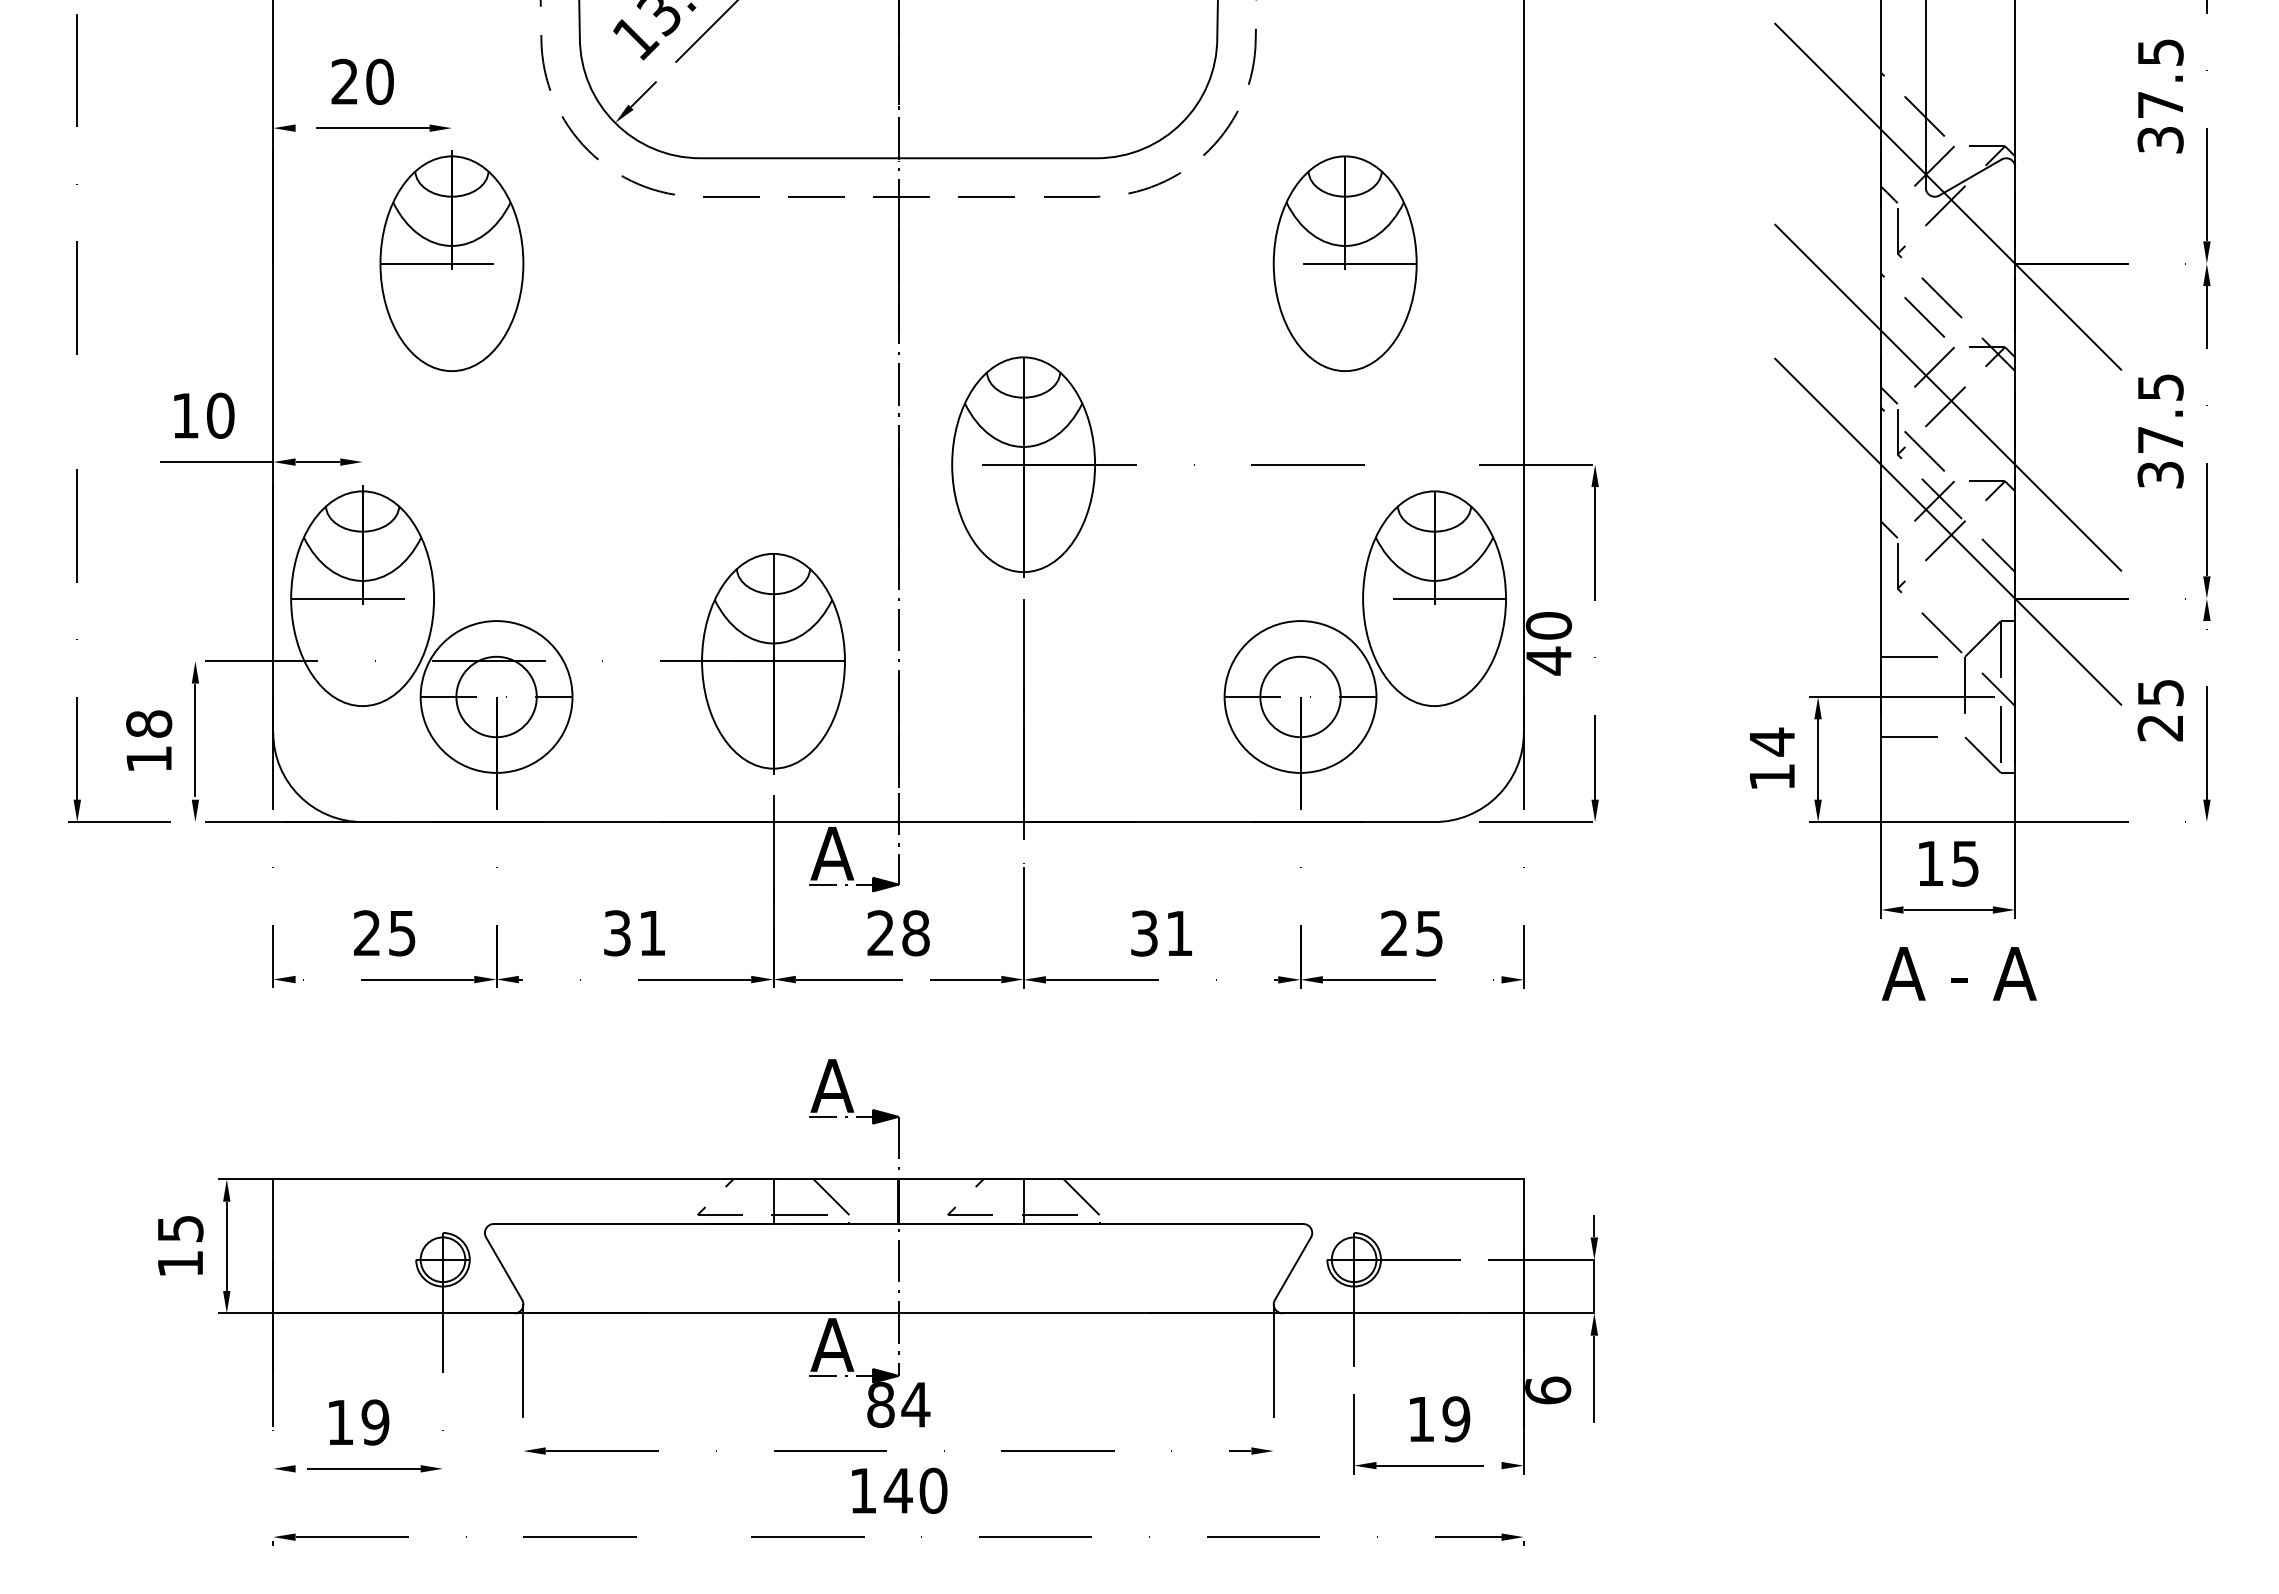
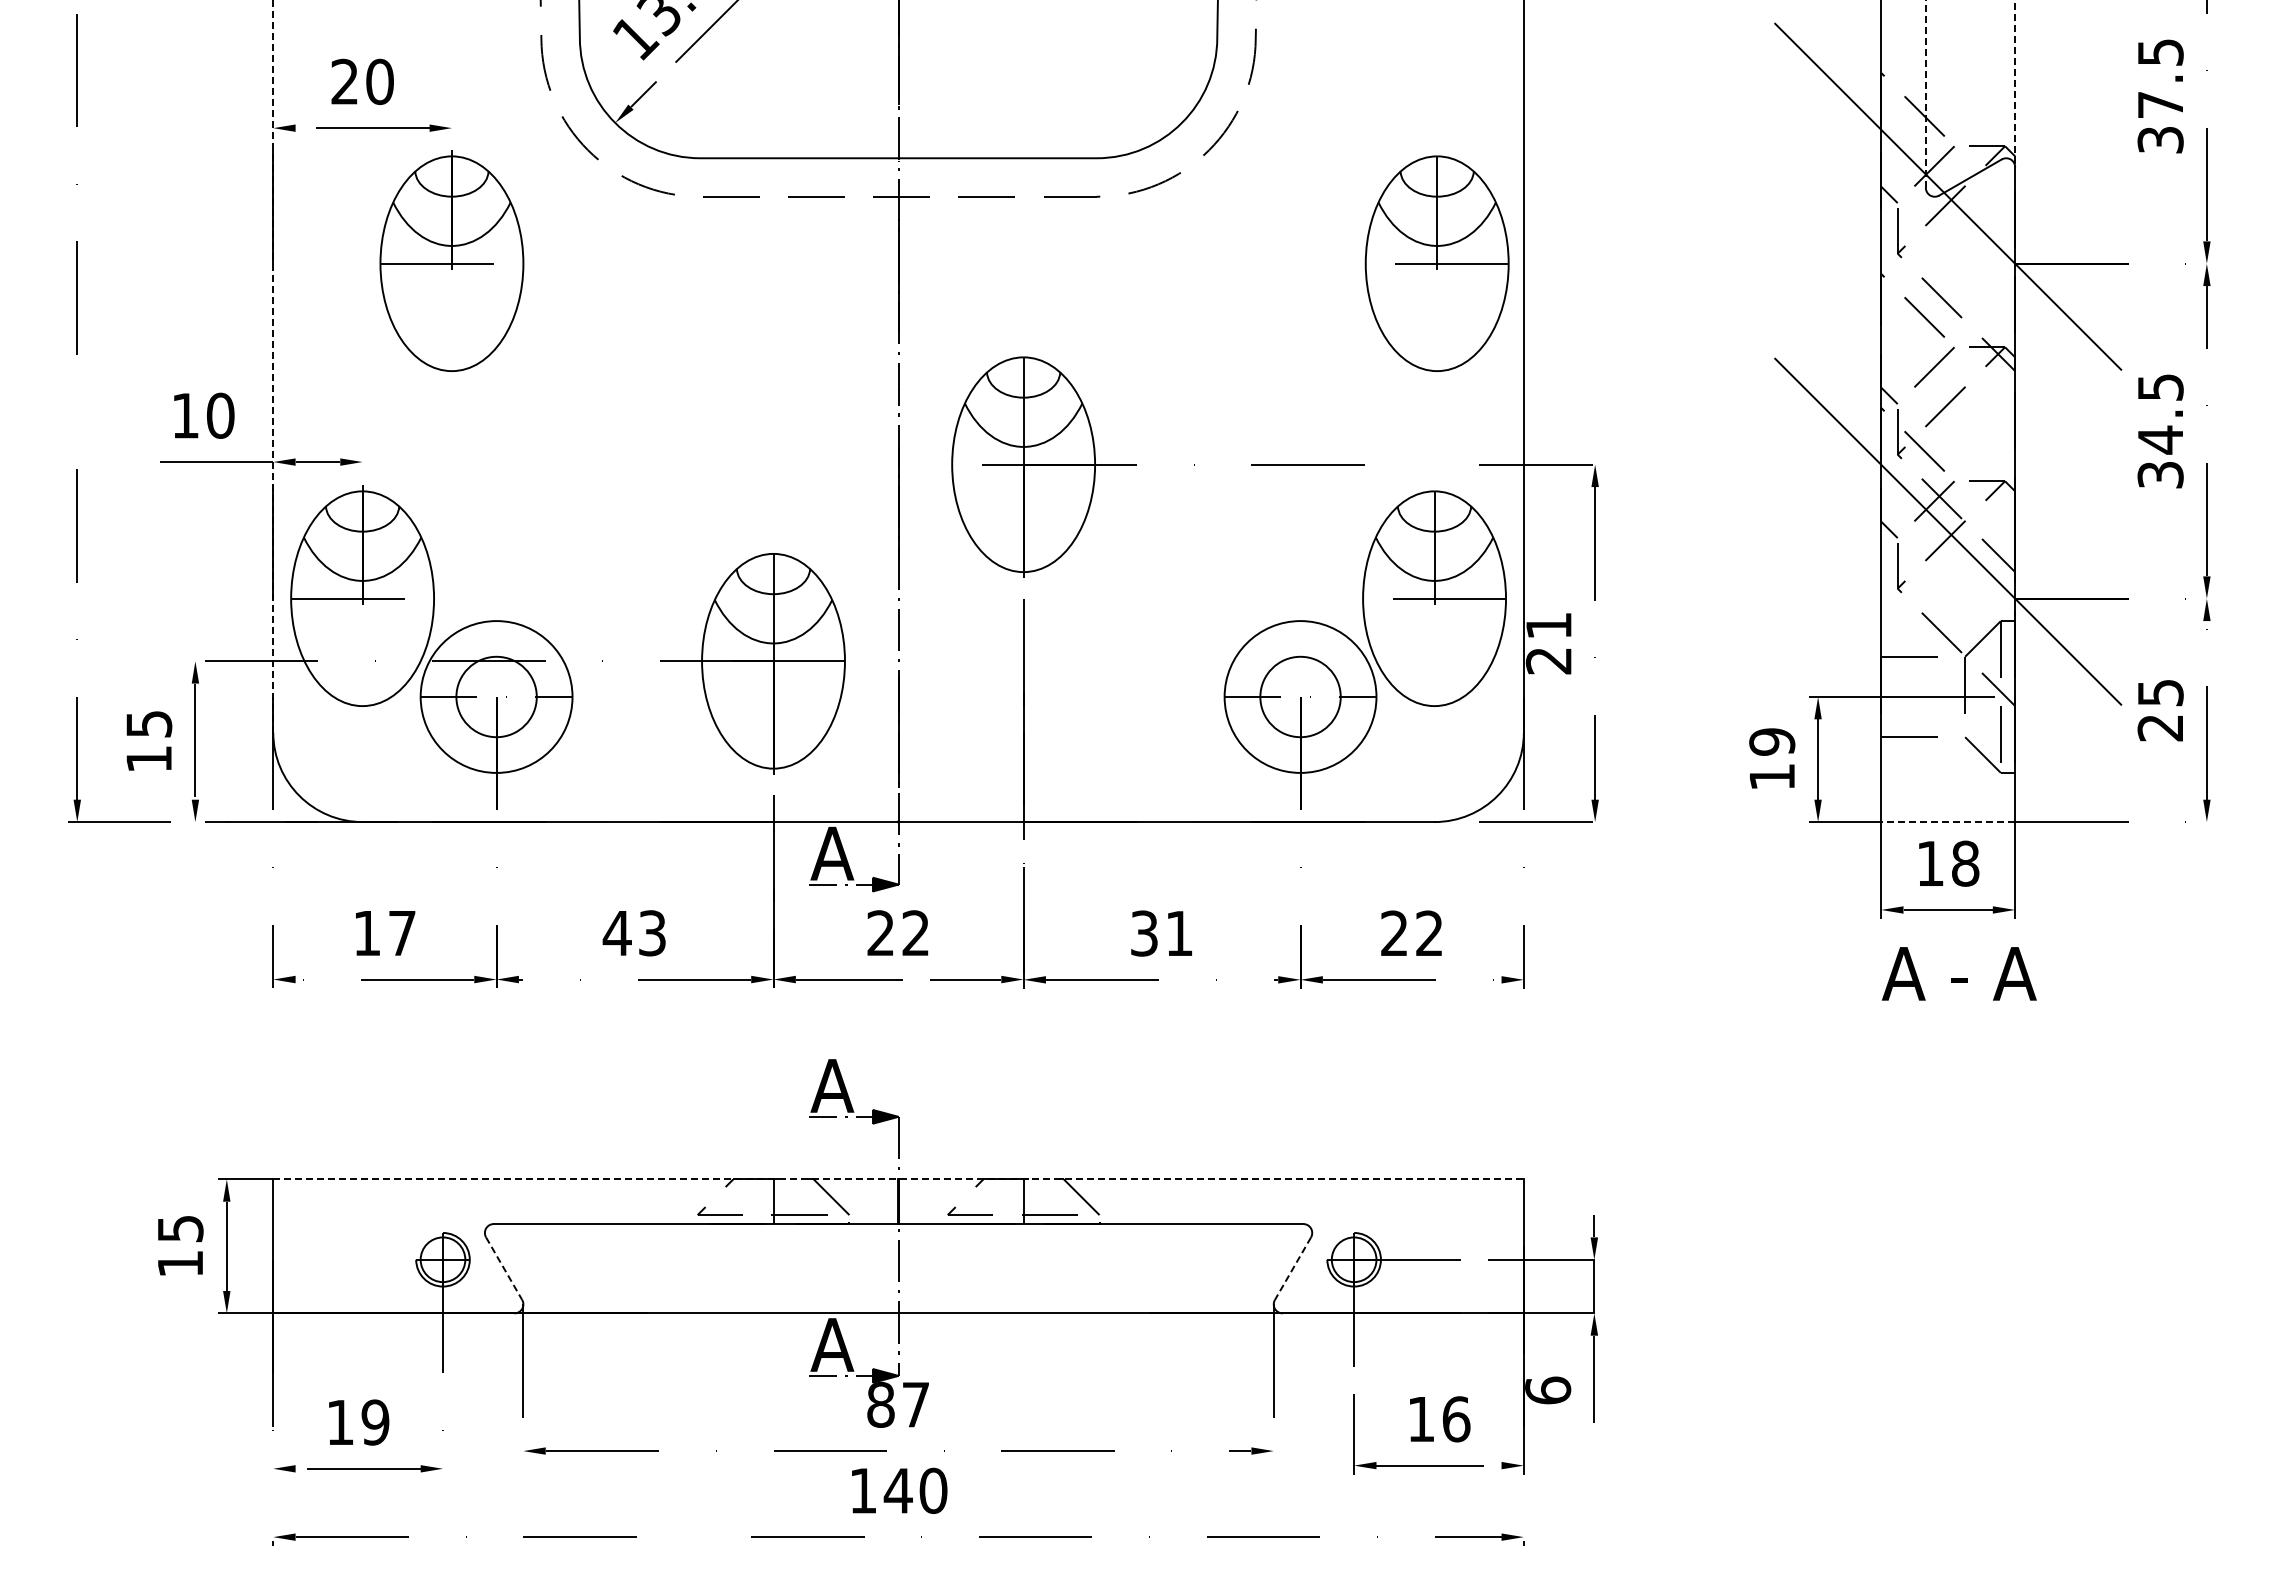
line: solid -> dashed (2015, 84)
line: solid -> dashed (1925, 93)
part position: (1344, 263) -> (1436, 263) (1436, 263)
line: solid -> dashed (273, 366)
line: present -> none (1948, 397)
text: 37.5 -> 34.5 (2160, 439)
text: 40 -> 21 (1548, 643)
text: 18 -> 15 (149, 723)
text: 14 -> 19 (1772, 741)
line: solid -> dashed (1948, 822)
text: 15 -> 18 (1965, 863)
text: 25 -> 17 (384, 933)
text: 31 -> 43 (633, 933)
text: 28 -> 22 (915, 933)
text: 25 -> 22 (1429, 933)
line: solid -> dashed (899, 1179)
line: solid -> dashed (504, 1269)
line: solid -> dashed (1292, 1269)
text: 84 -> 87 (915, 1404)
text: 19 -> 16 (1456, 1419)
